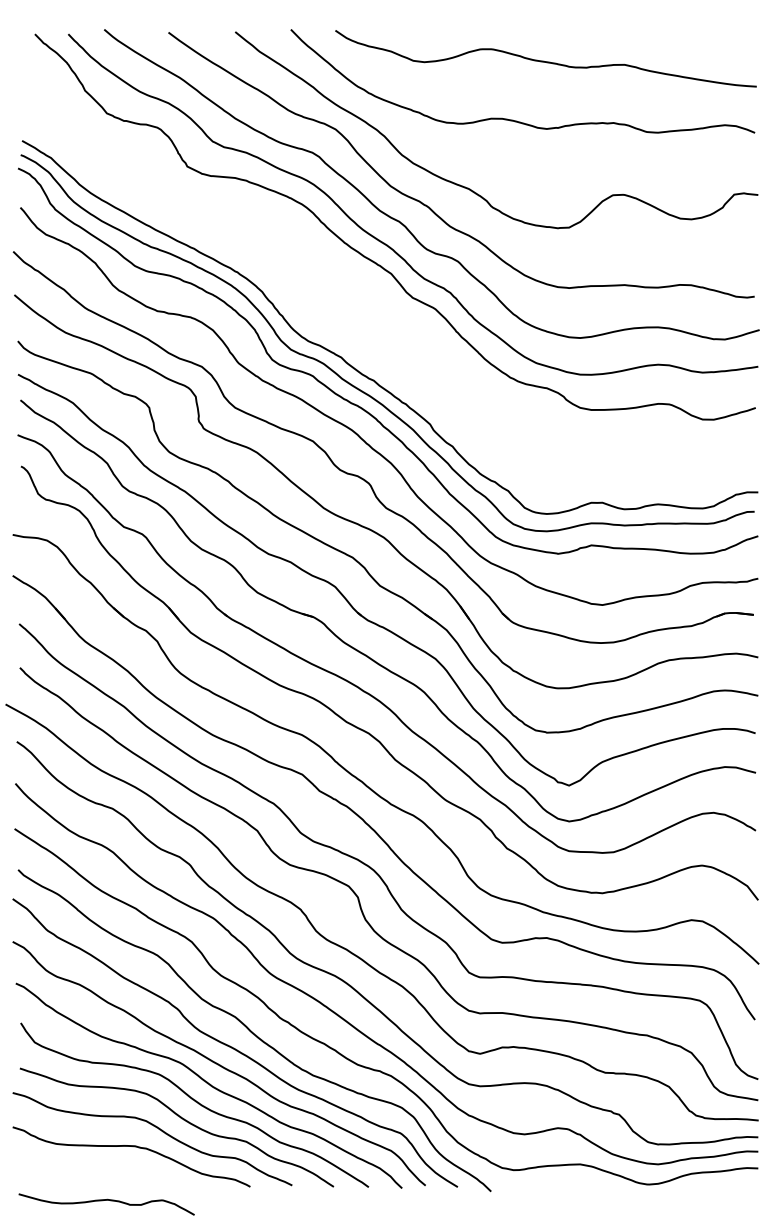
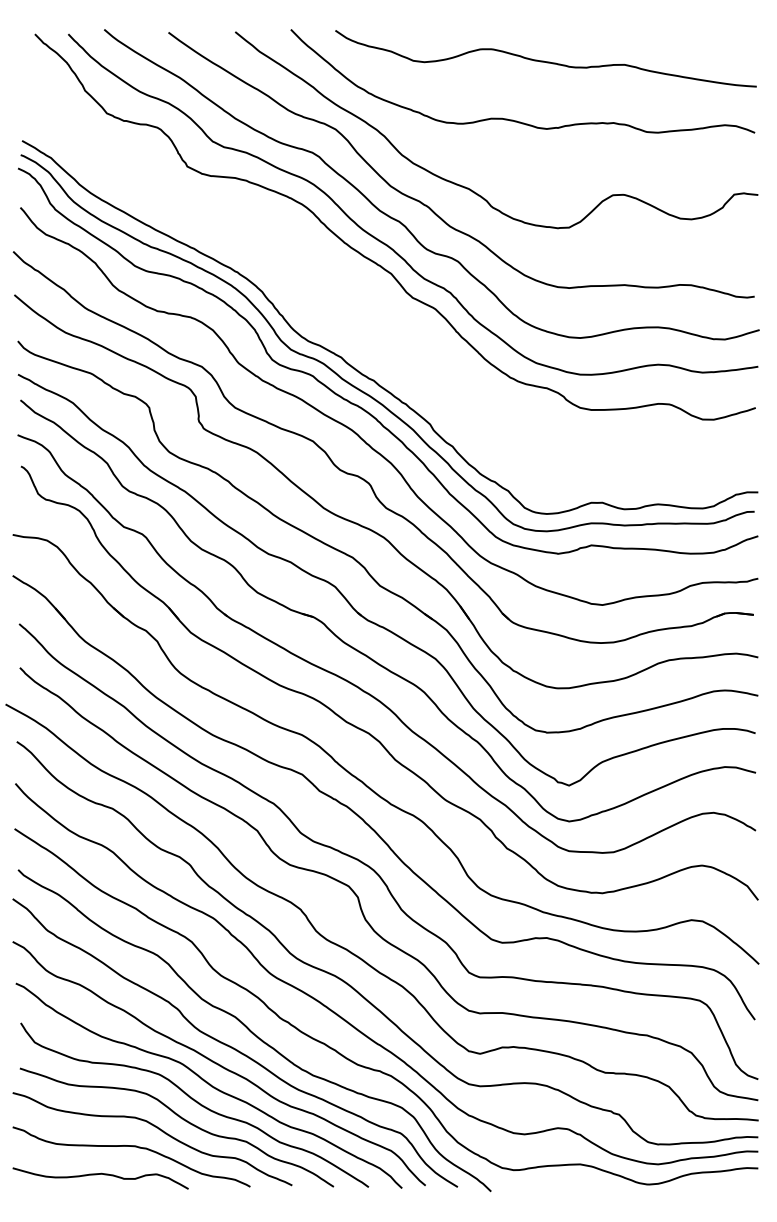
curve position: (106, 1200) -> (100, 1174) (100, 1174)
